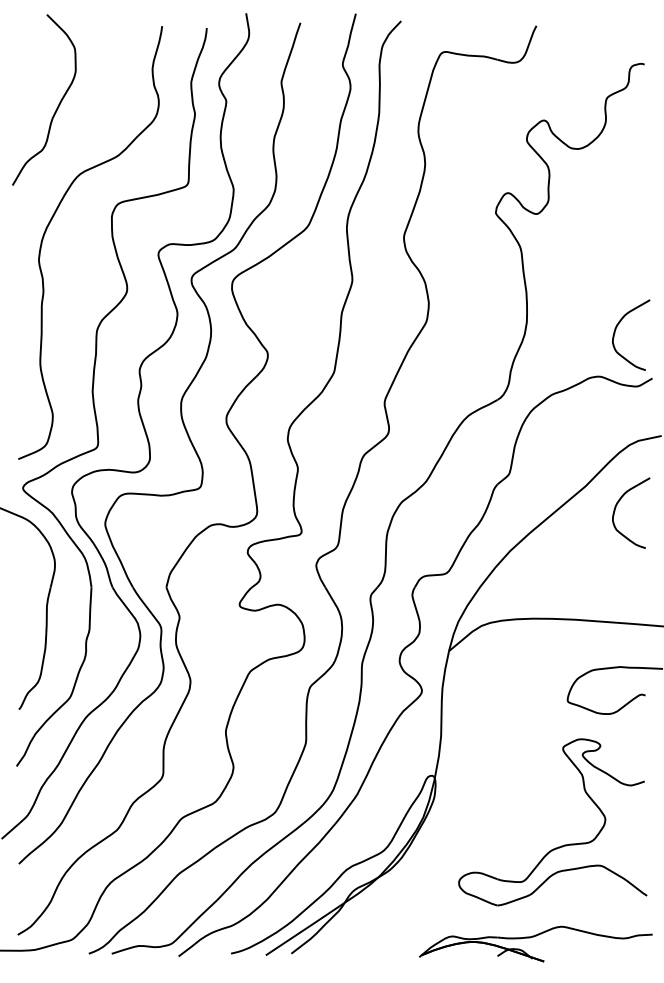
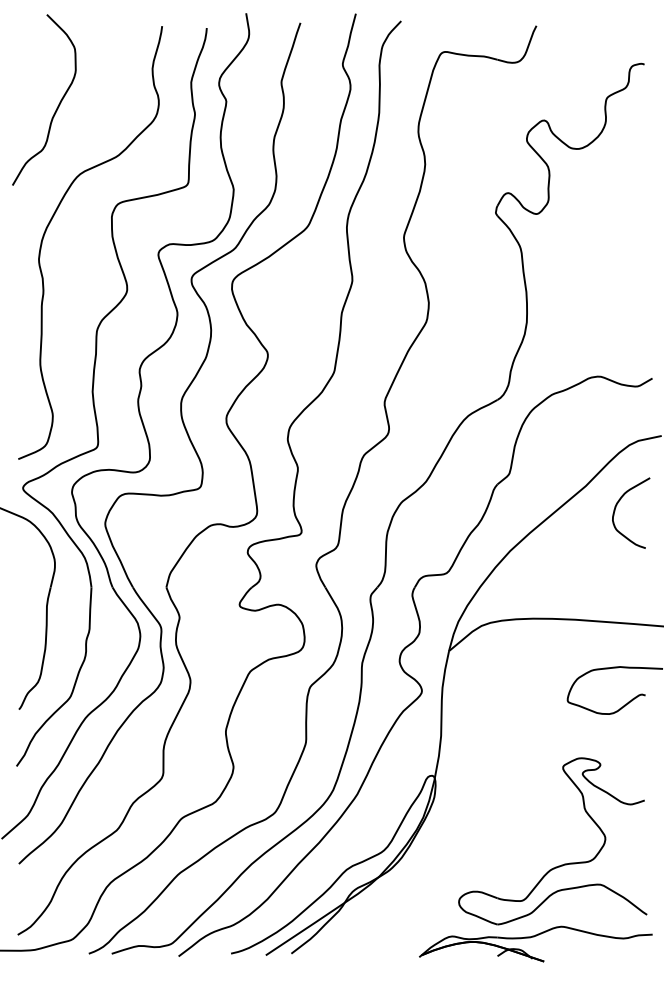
curve: present -> none (617, 327)
part position: (561, 845) -> (561, 864) (561, 864)
